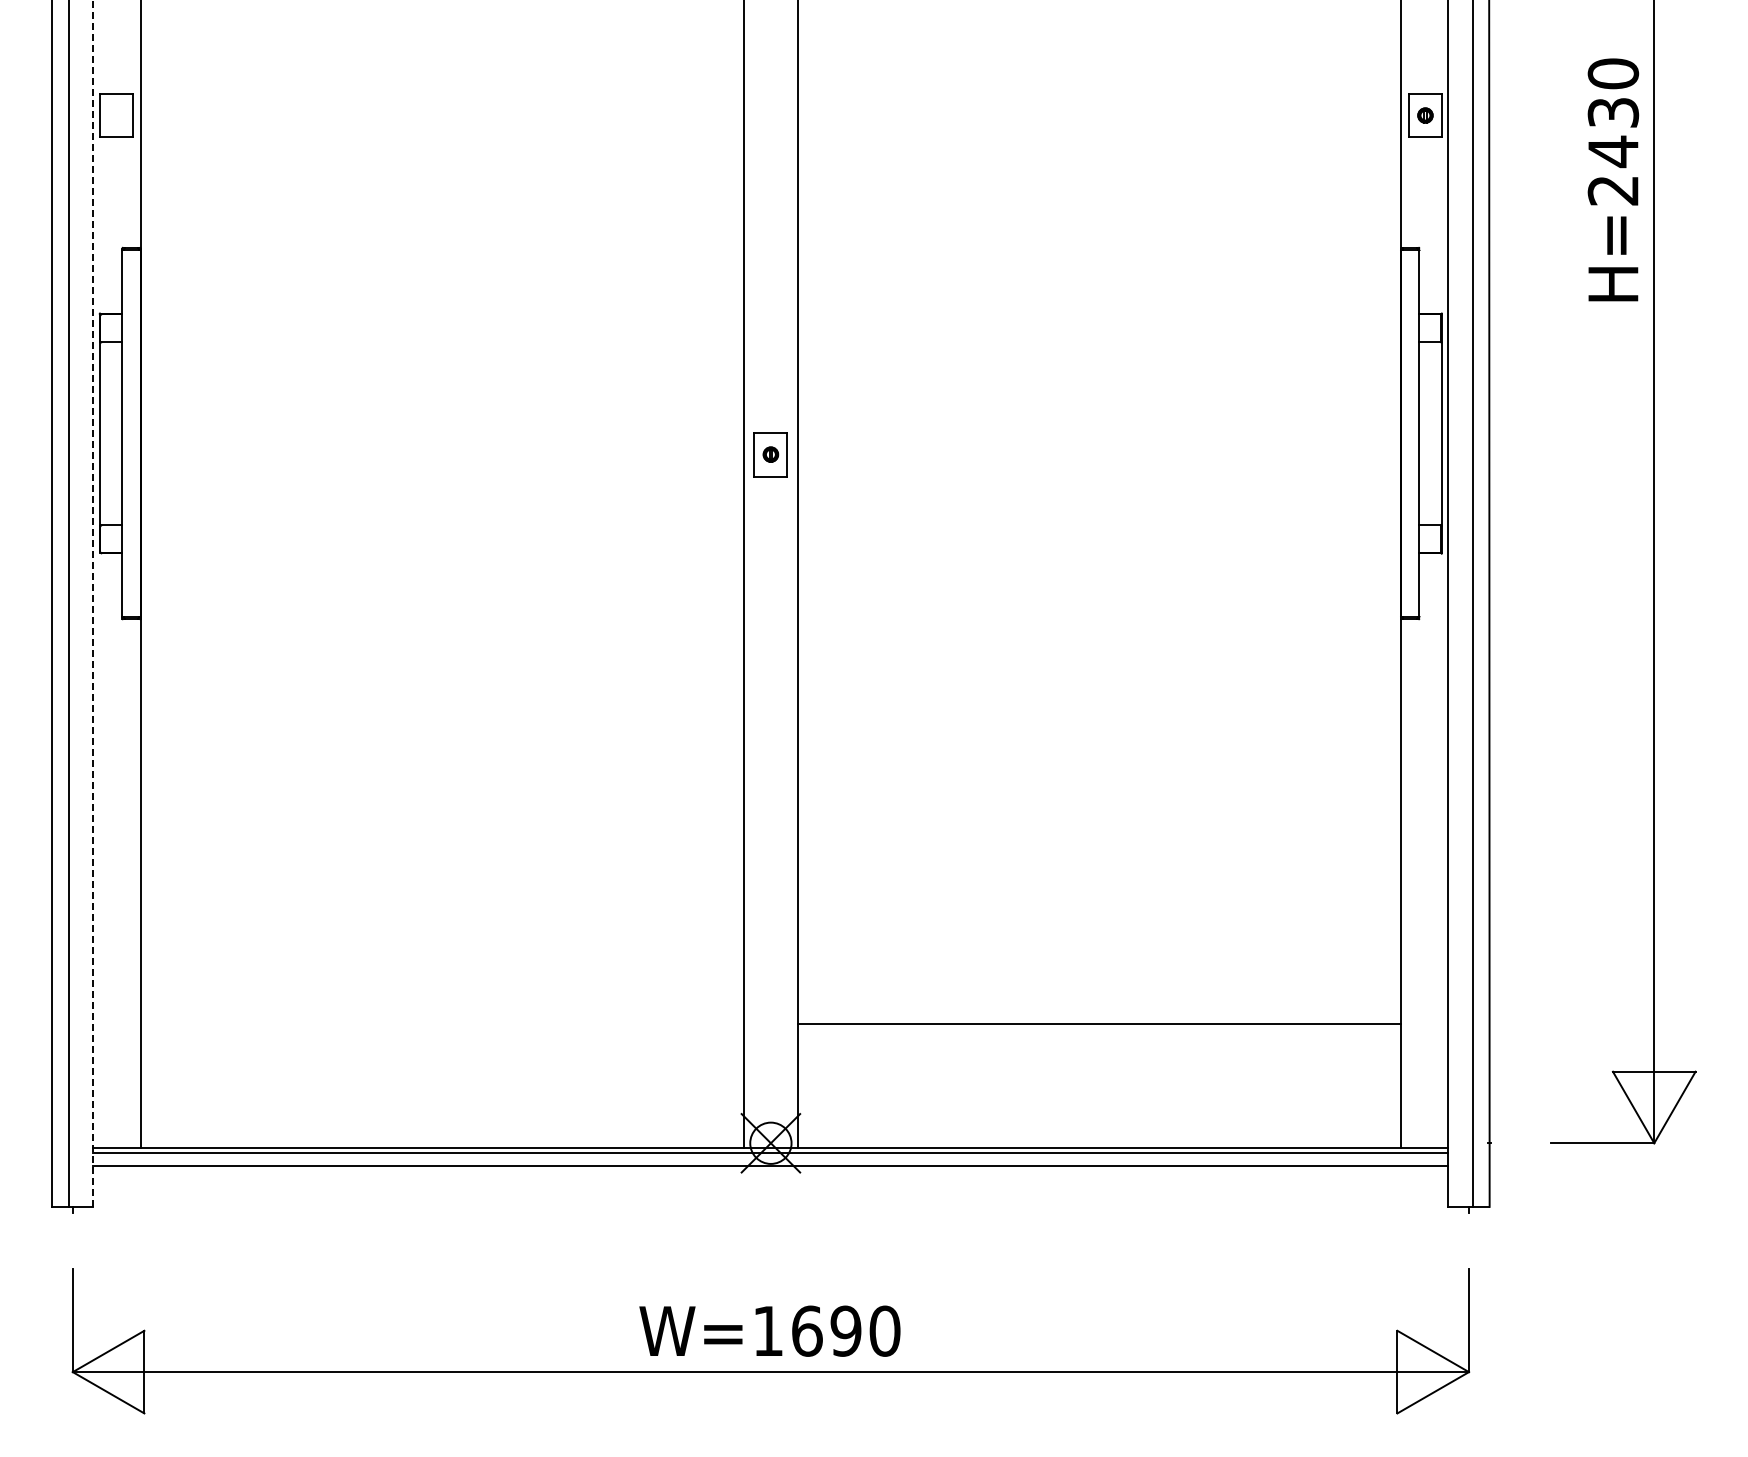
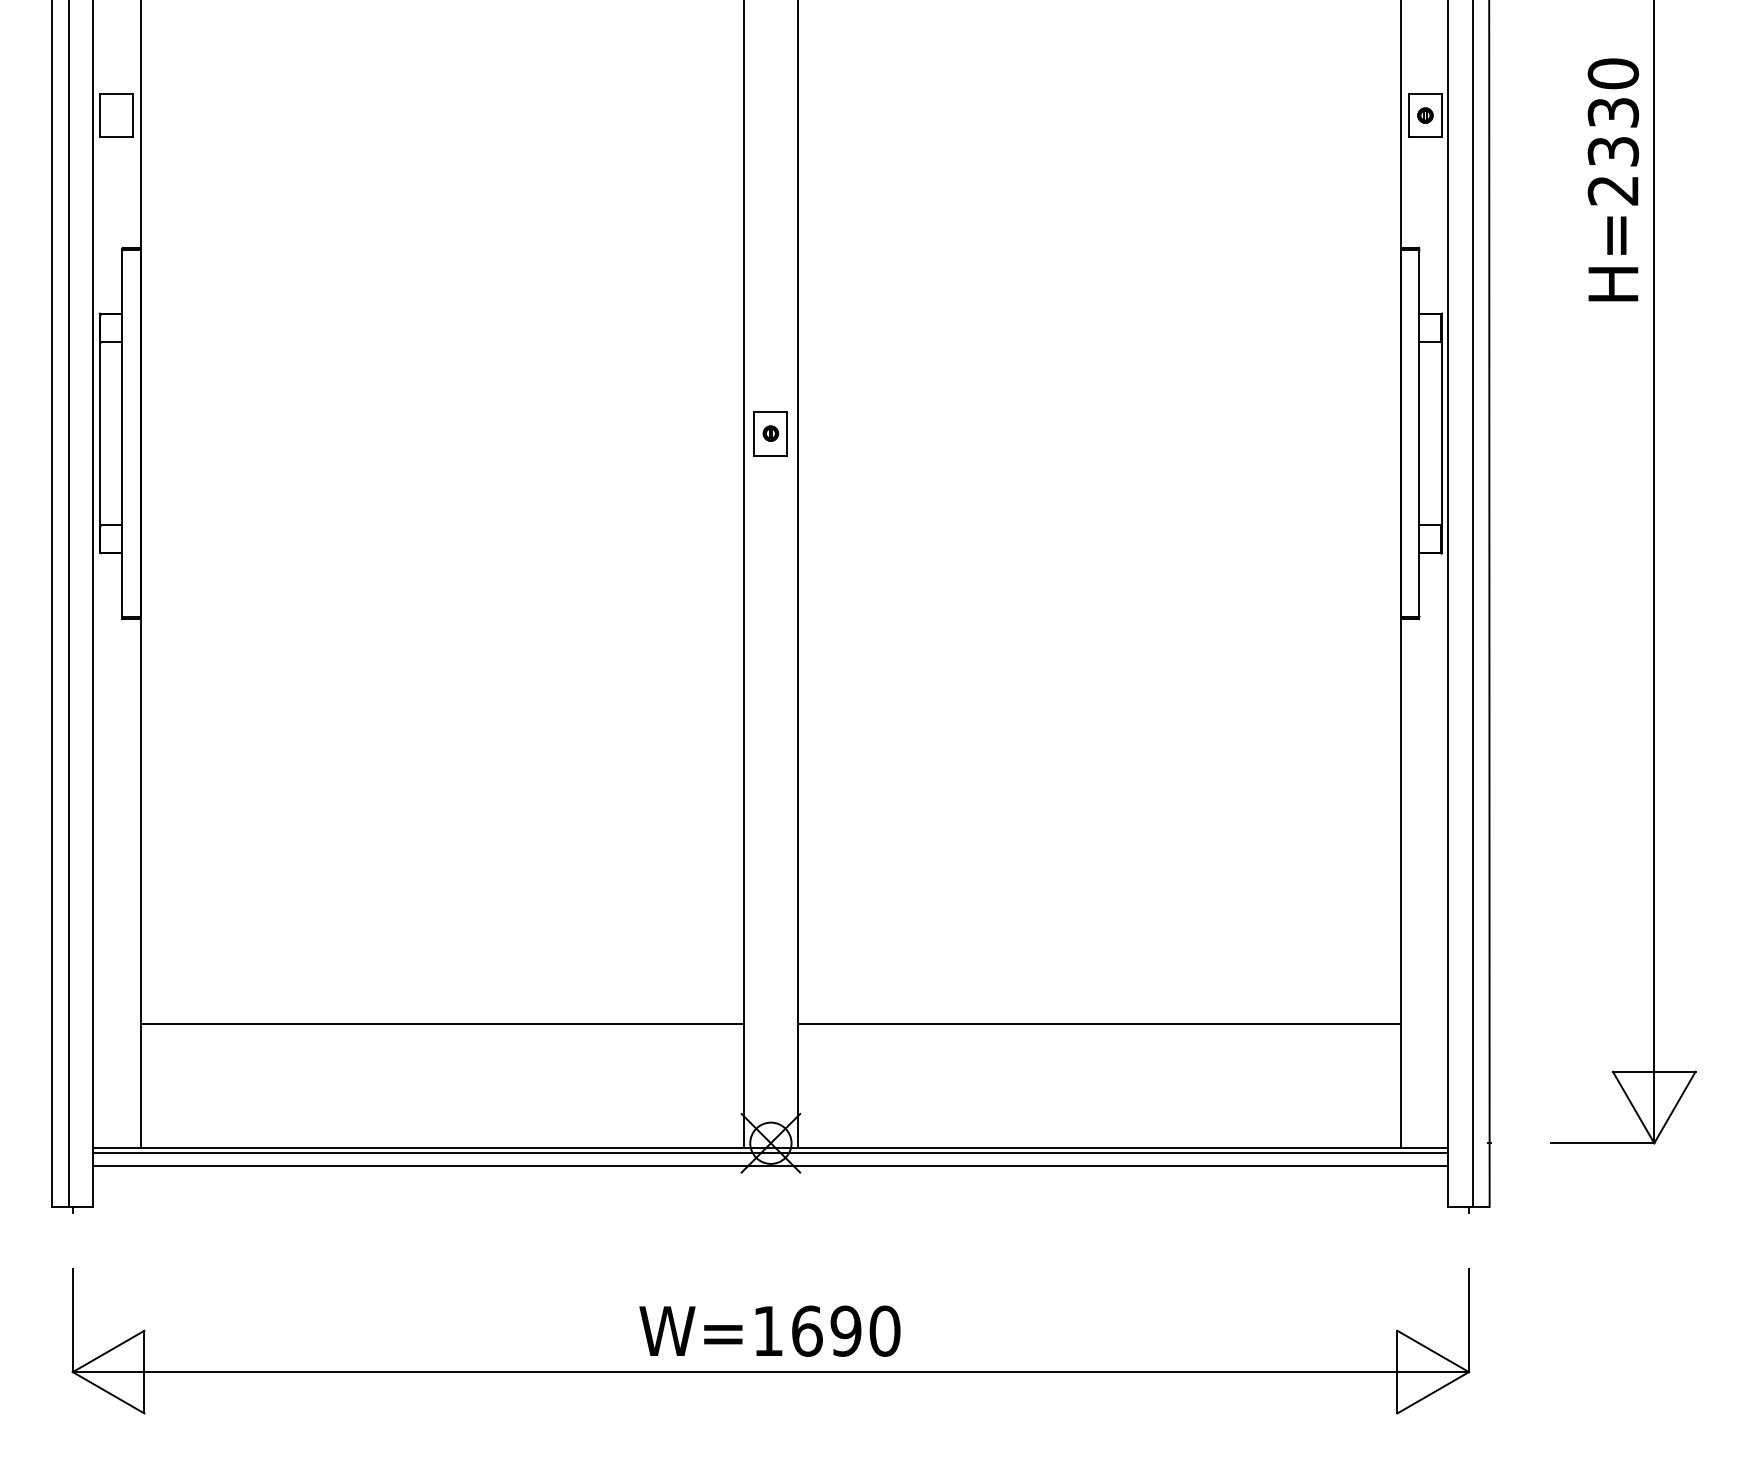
text: H=2430 -> H=2330 (1613, 151)
part position: (770, 454) -> (770, 433) (770, 433)
line: dashed -> solid (93, 603)
line: none -> present (442, 1024)
